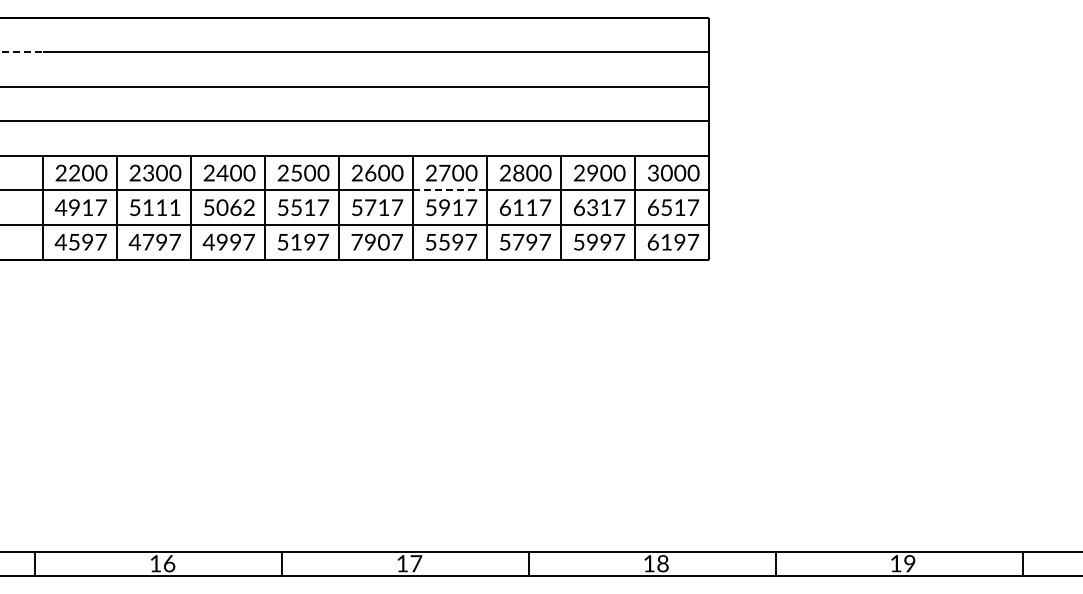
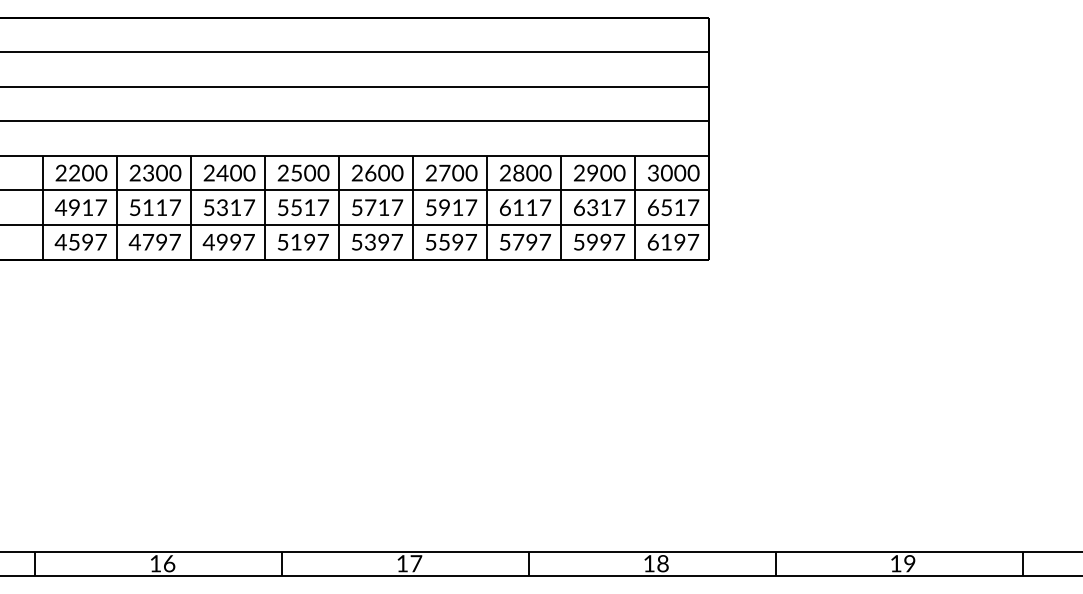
line: dashed -> solid (22, 52)
line: dashed -> solid (450, 190)
text: 5111 -> 5117 (174, 207)
text: 5062 -> 5317 (235, 207)
text: 7907 -> 5397 (370, 242)
